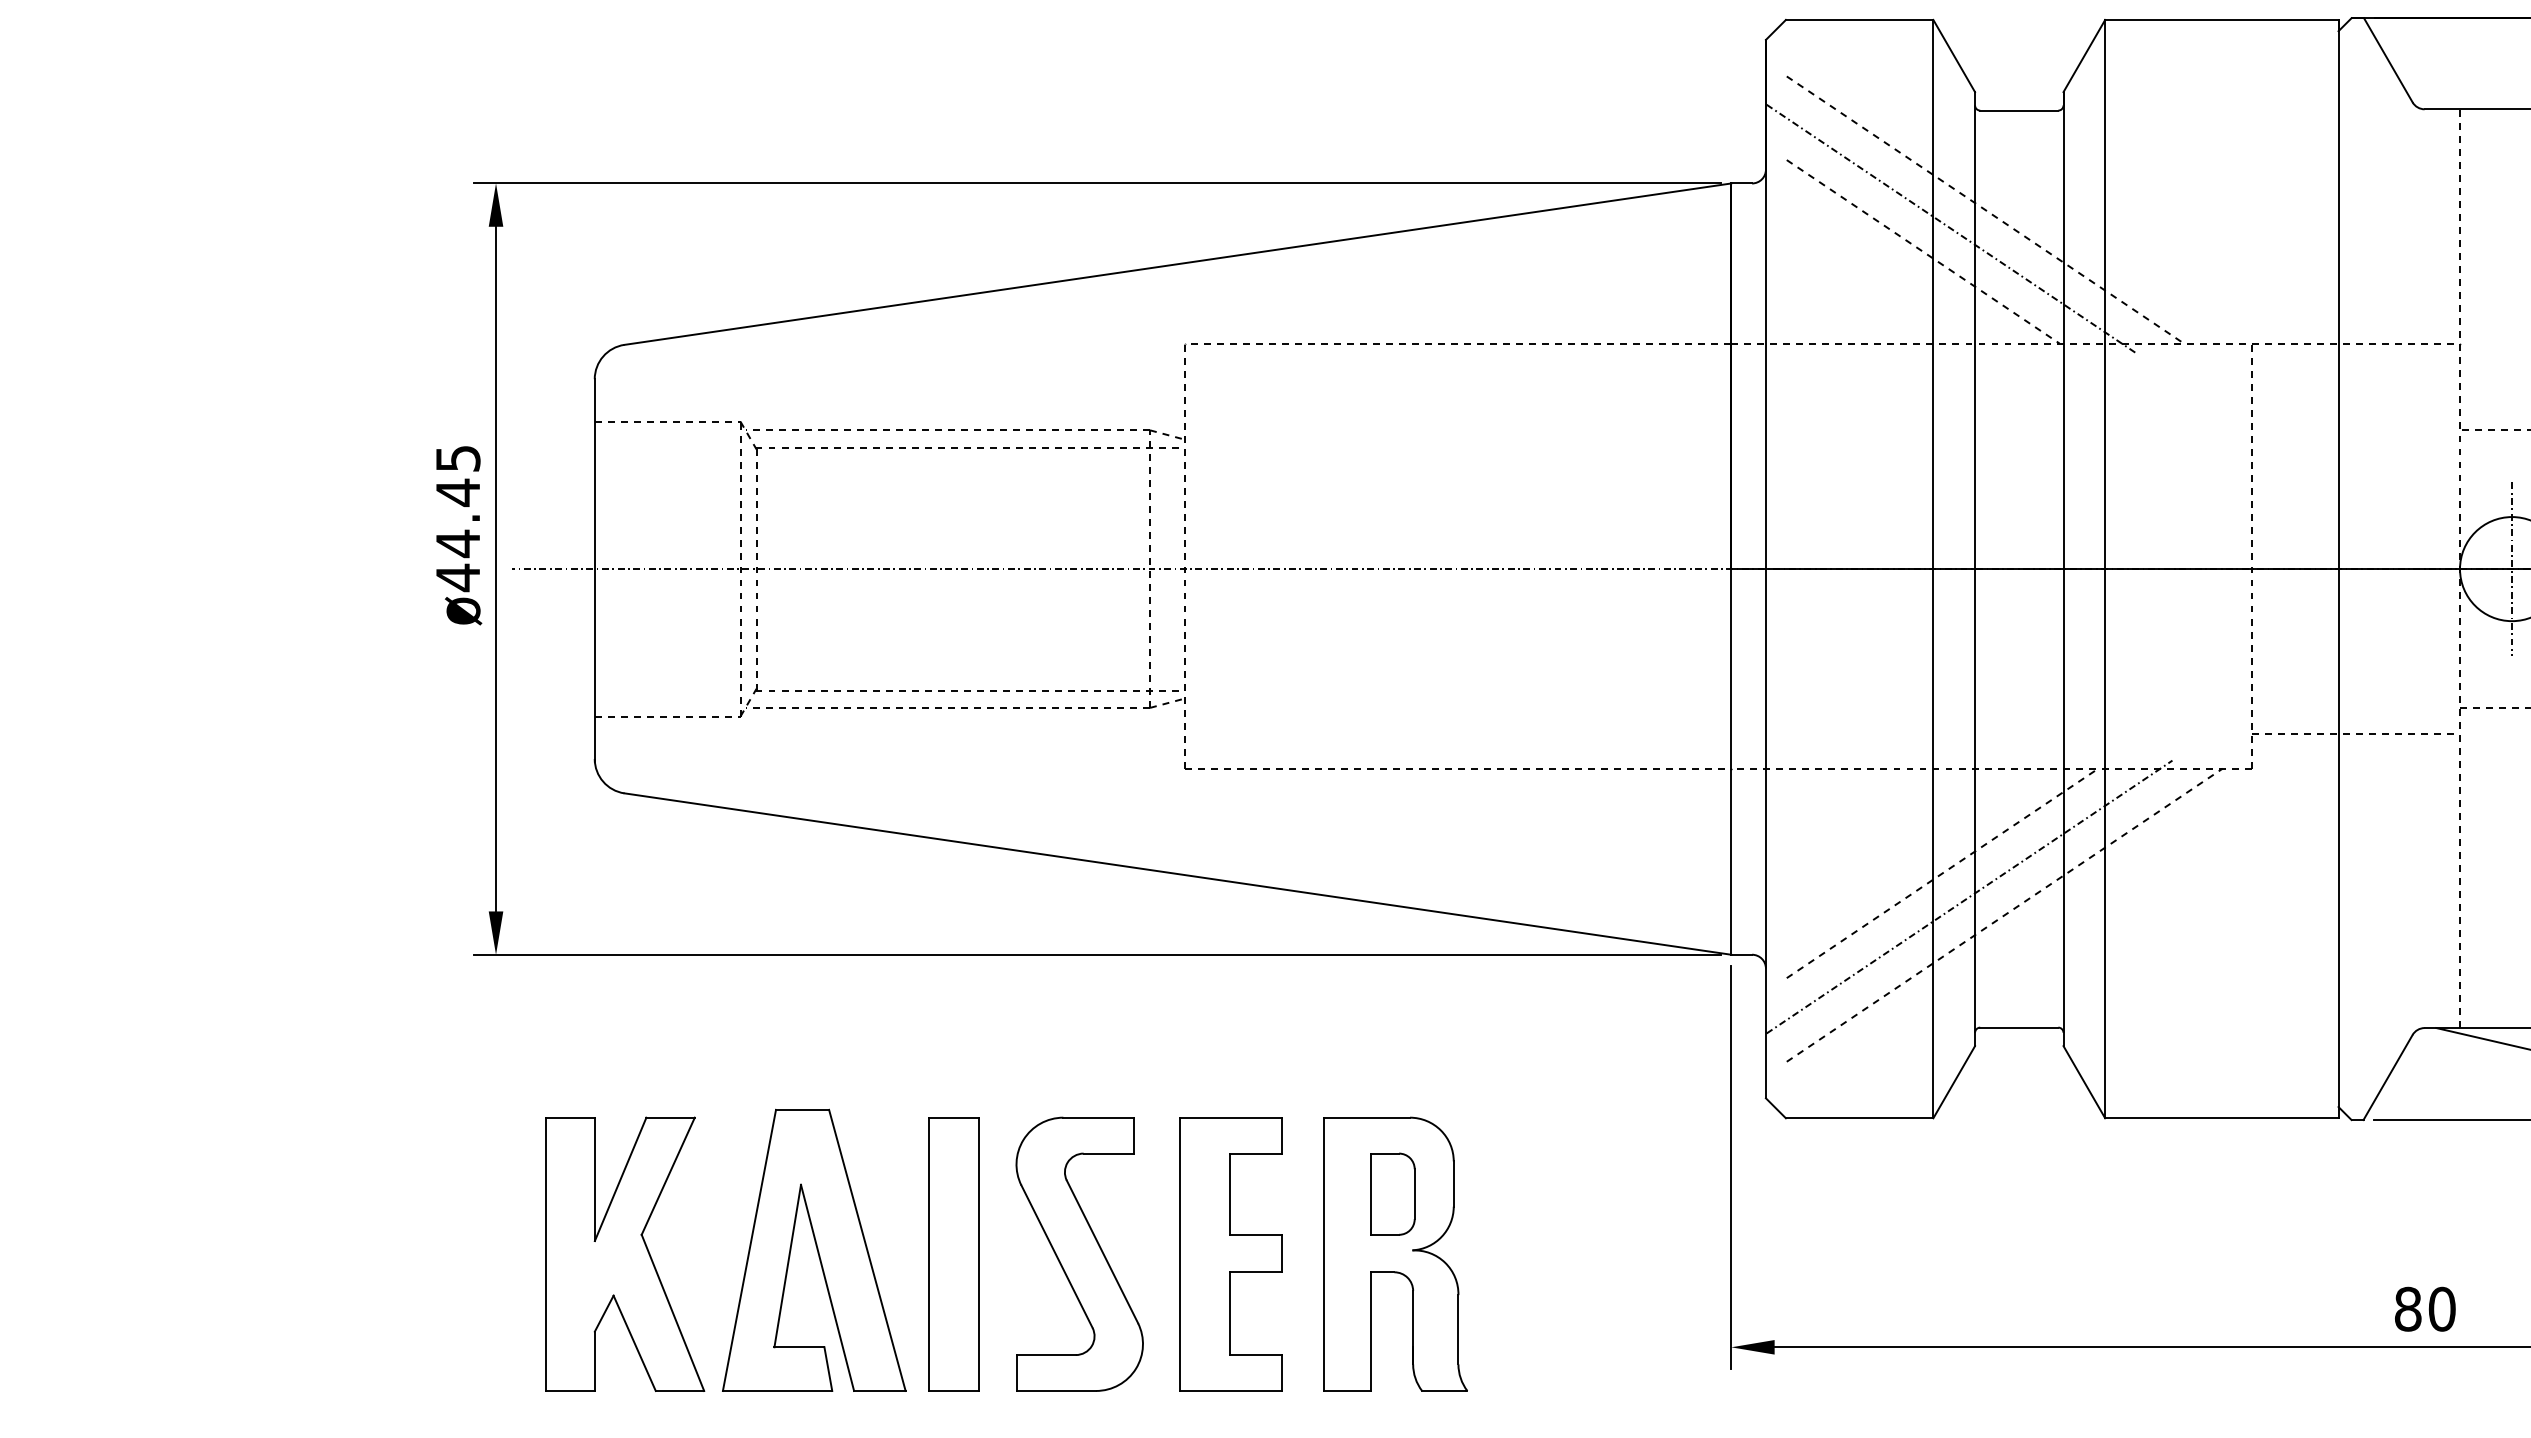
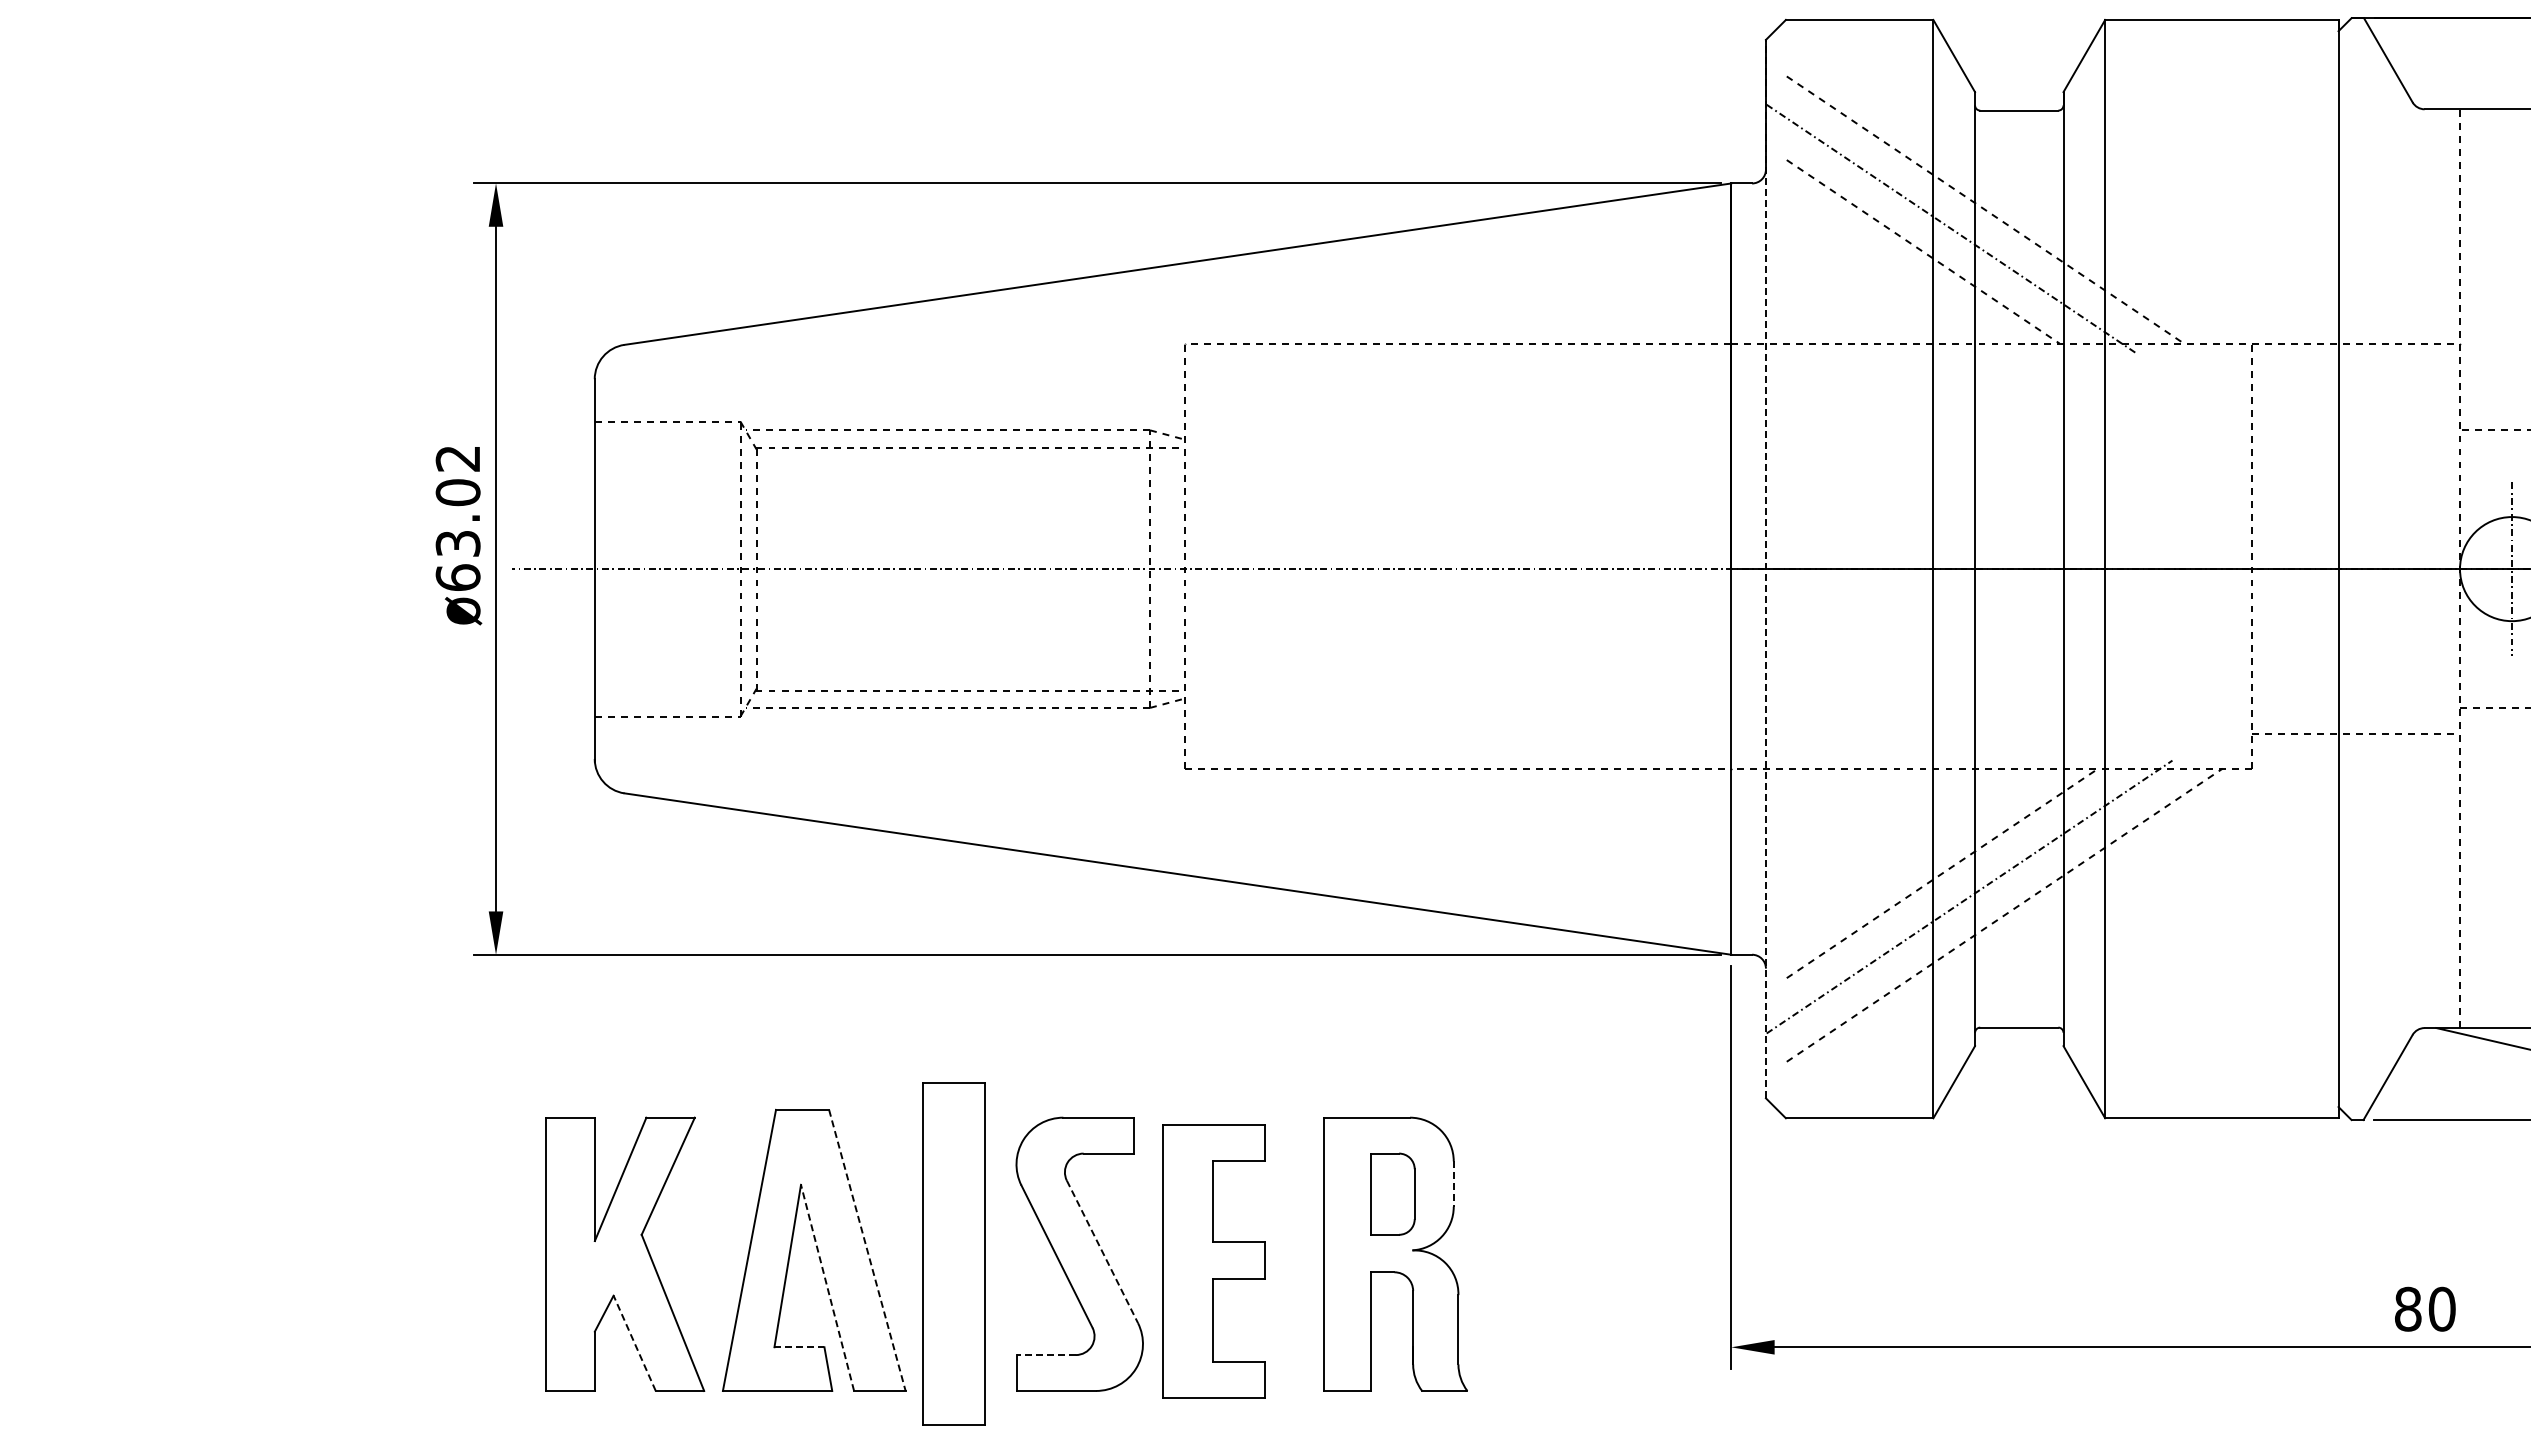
text: ø44.45 -> ø63.02 (457, 519)
line: solid -> dashed (1765, 568)
line: solid -> dashed (1453, 1184)
line: solid -> dashed (867, 1250)
line: solid -> dashed (1102, 1251)
part size: 52x275 px -> 64x344 px (953, 1253)
part position: (1230, 1254) -> (1213, 1261) (1213, 1261)
line: solid -> dashed (827, 1287)
line: solid -> dashed (634, 1342)
line: solid -> dashed (799, 1347)
line: solid -> dashed (1046, 1355)
